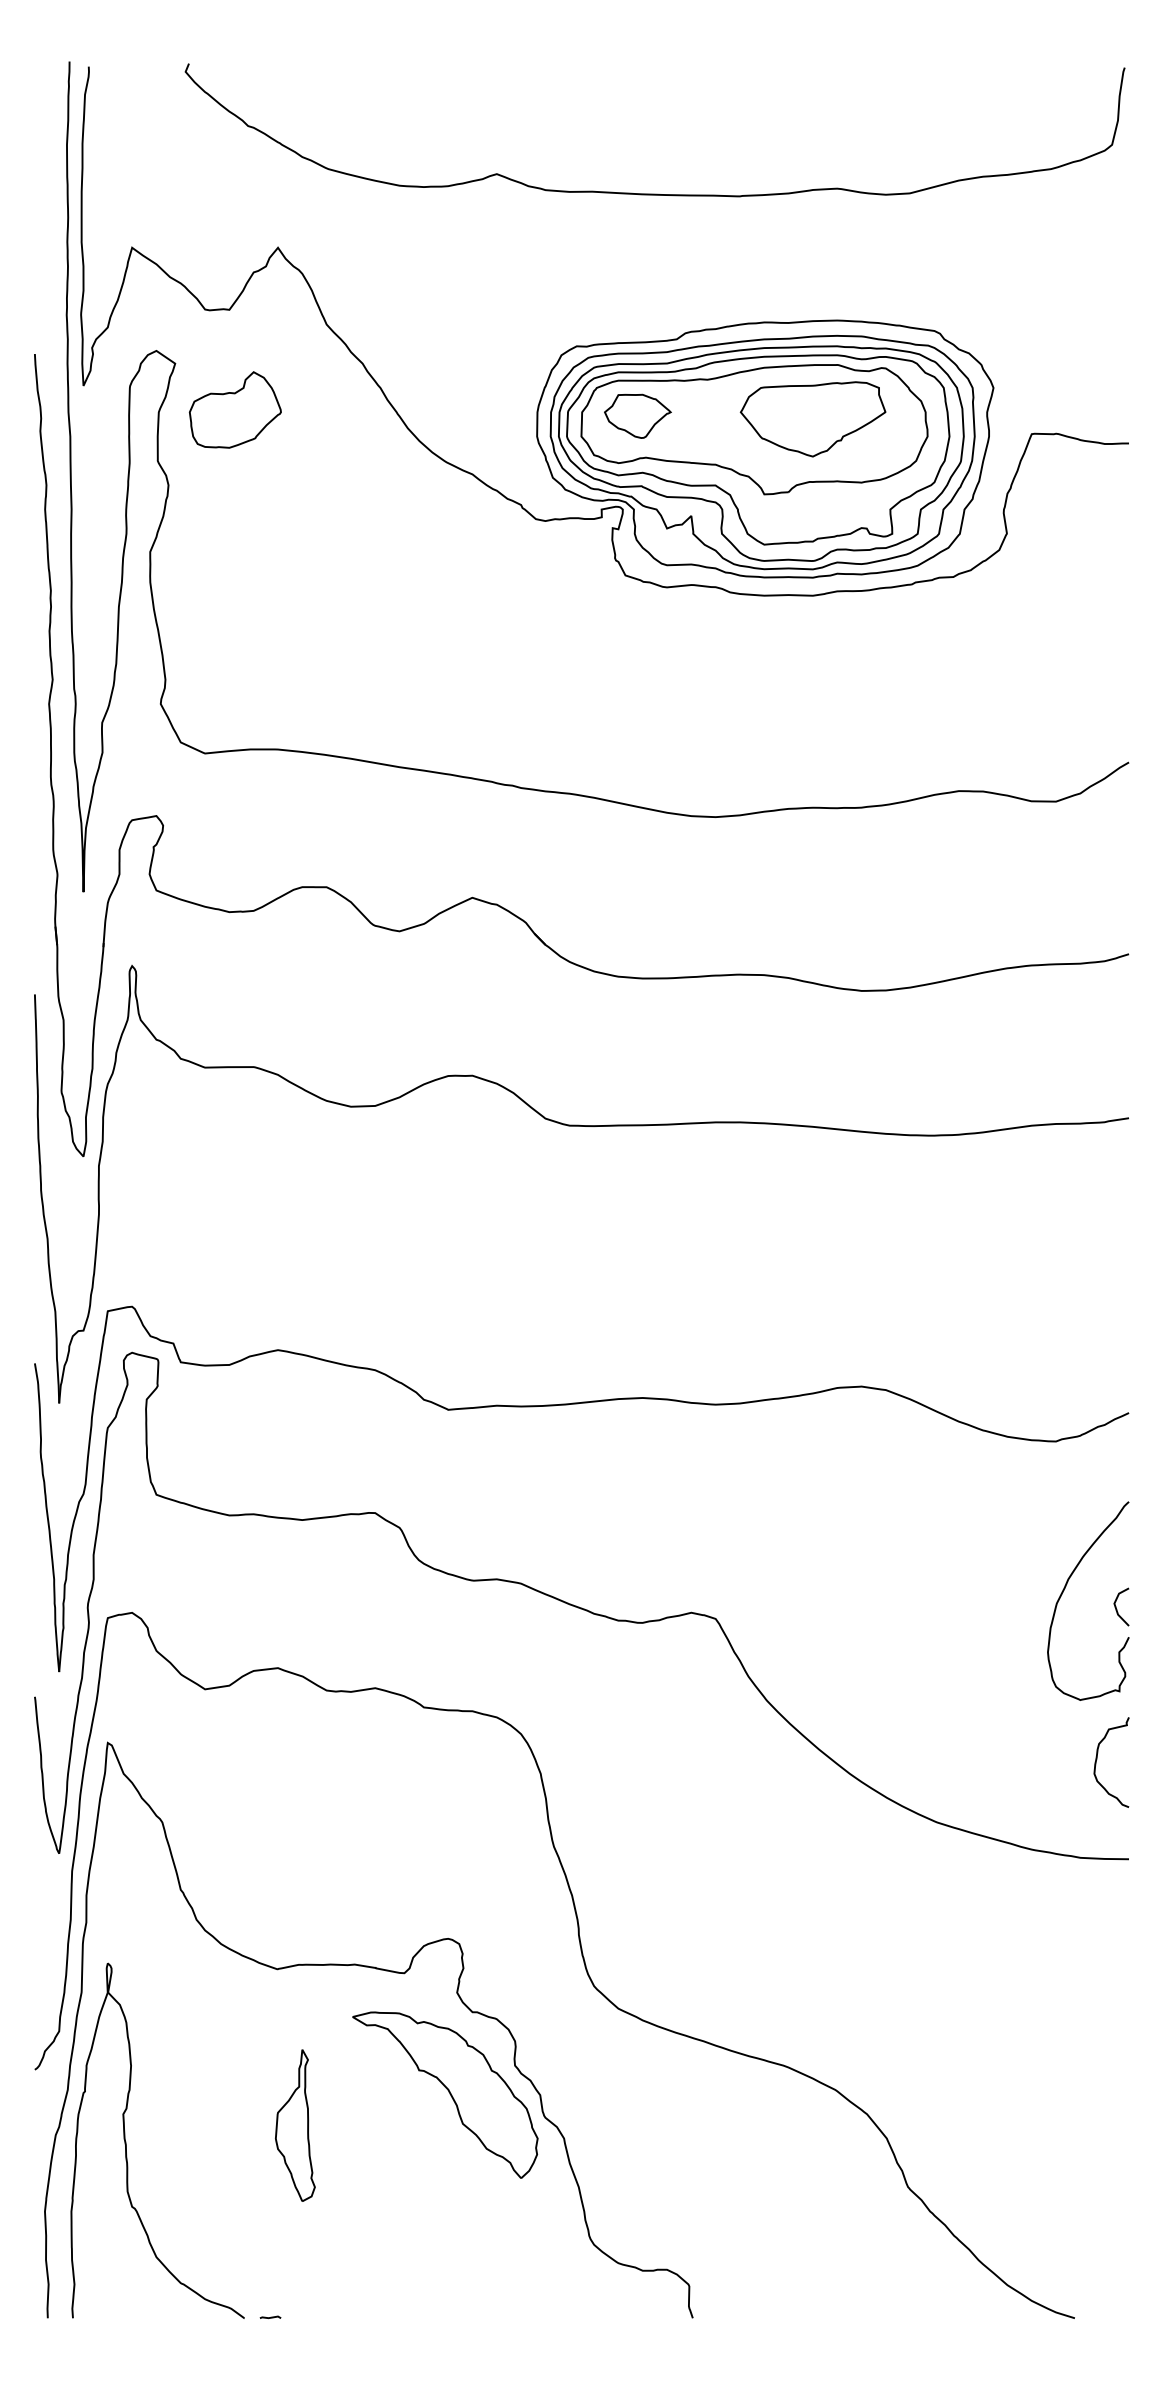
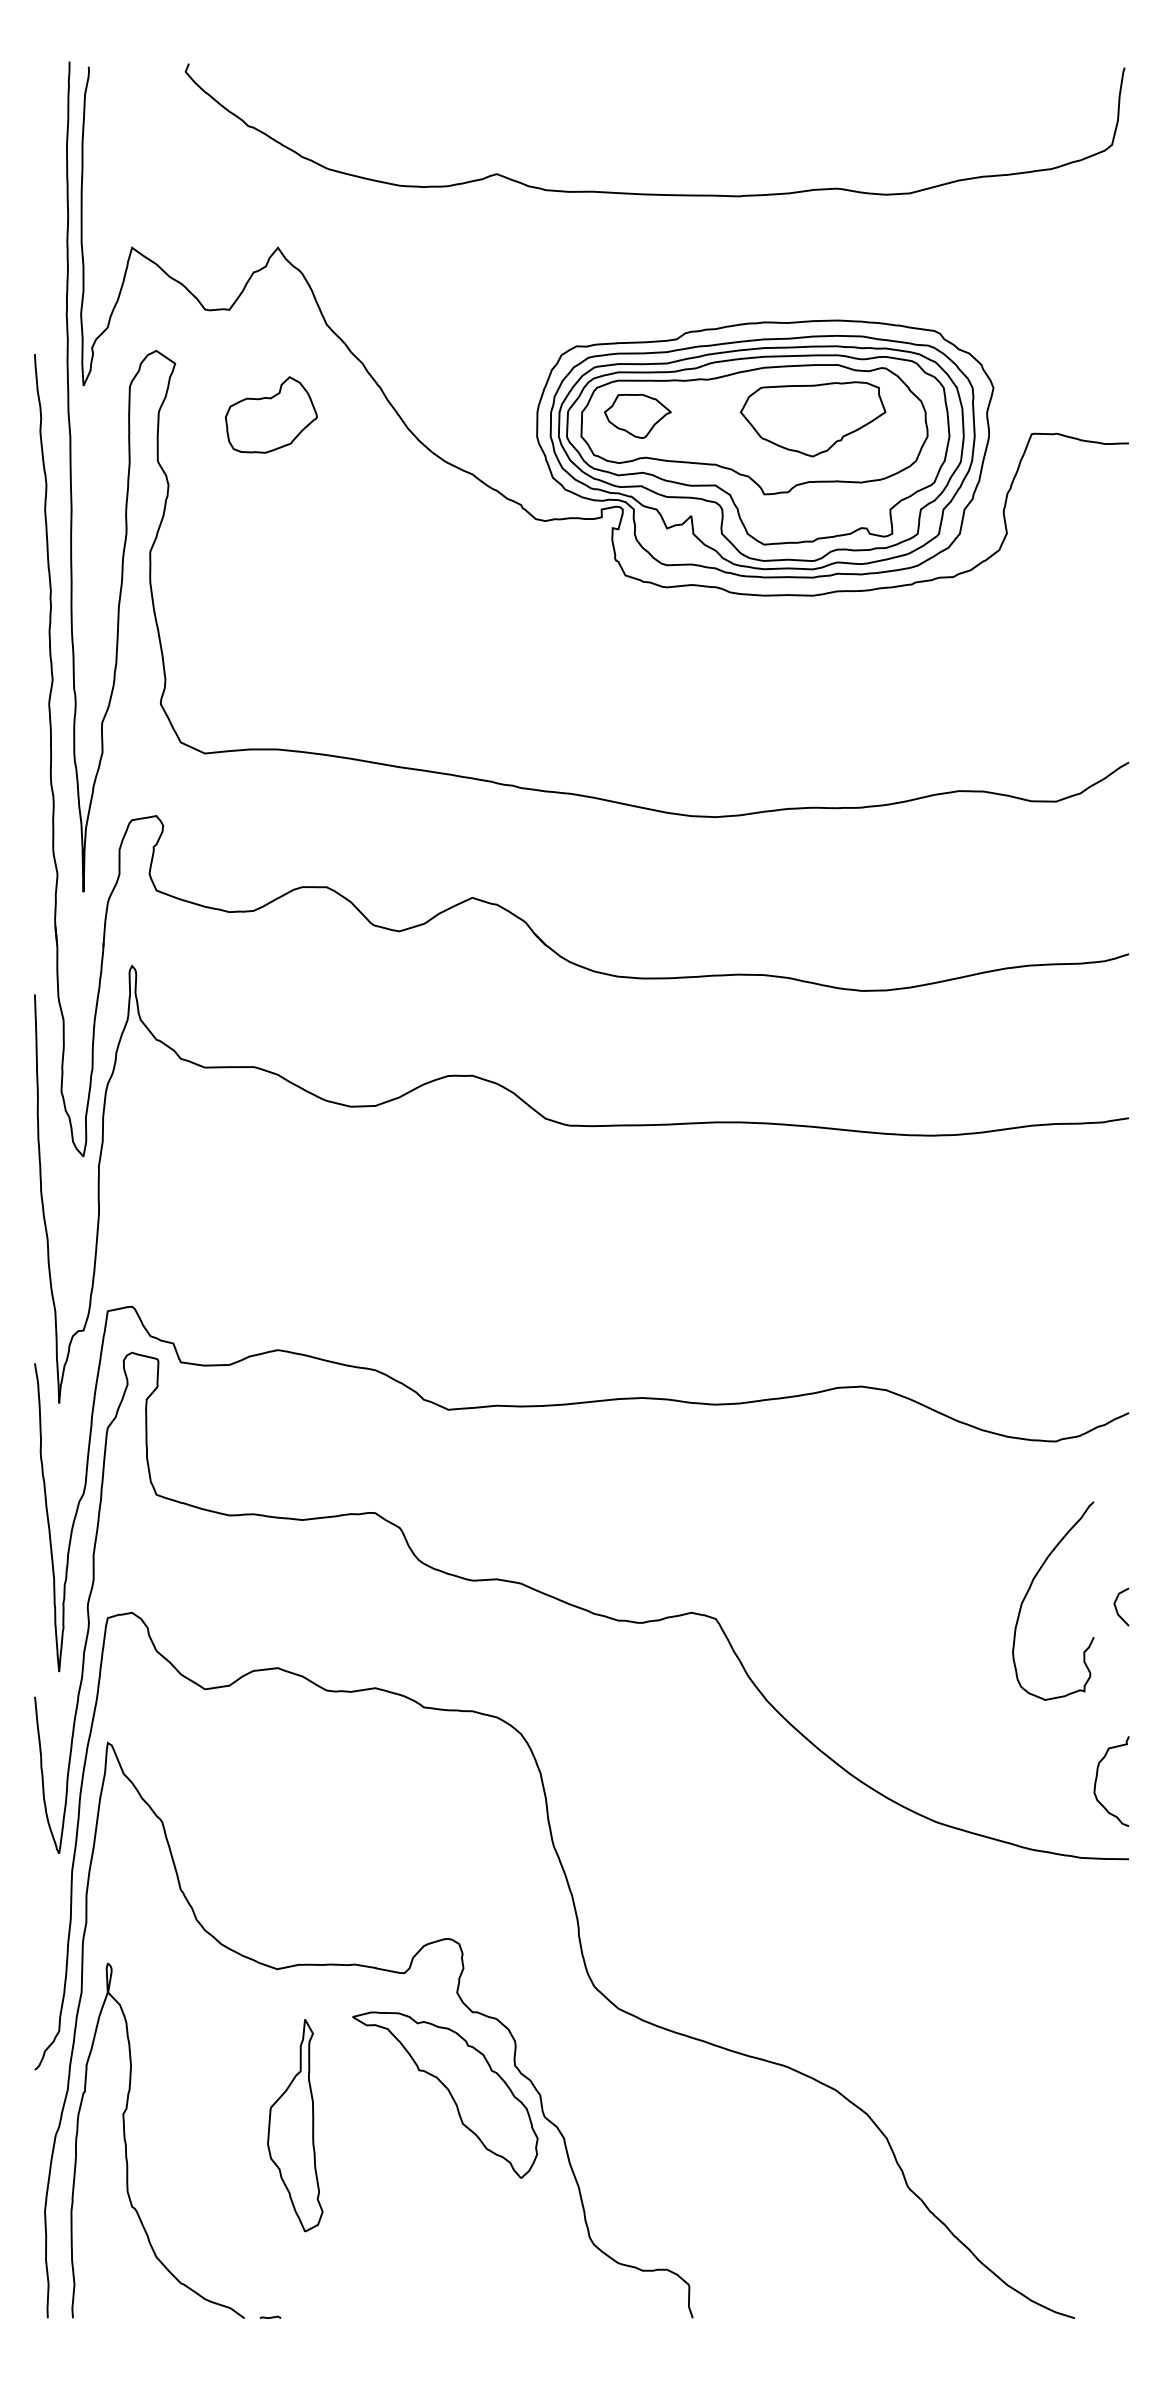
part position: (234, 409) -> (270, 414) (270, 414)
curve position: (1065, 1588) -> (1030, 1588) (1030, 1588)
curve position: (1097, 1759) -> (1097, 1778) (1097, 1778)
part size: 41x153 px -> 57x214 px (295, 2125)
